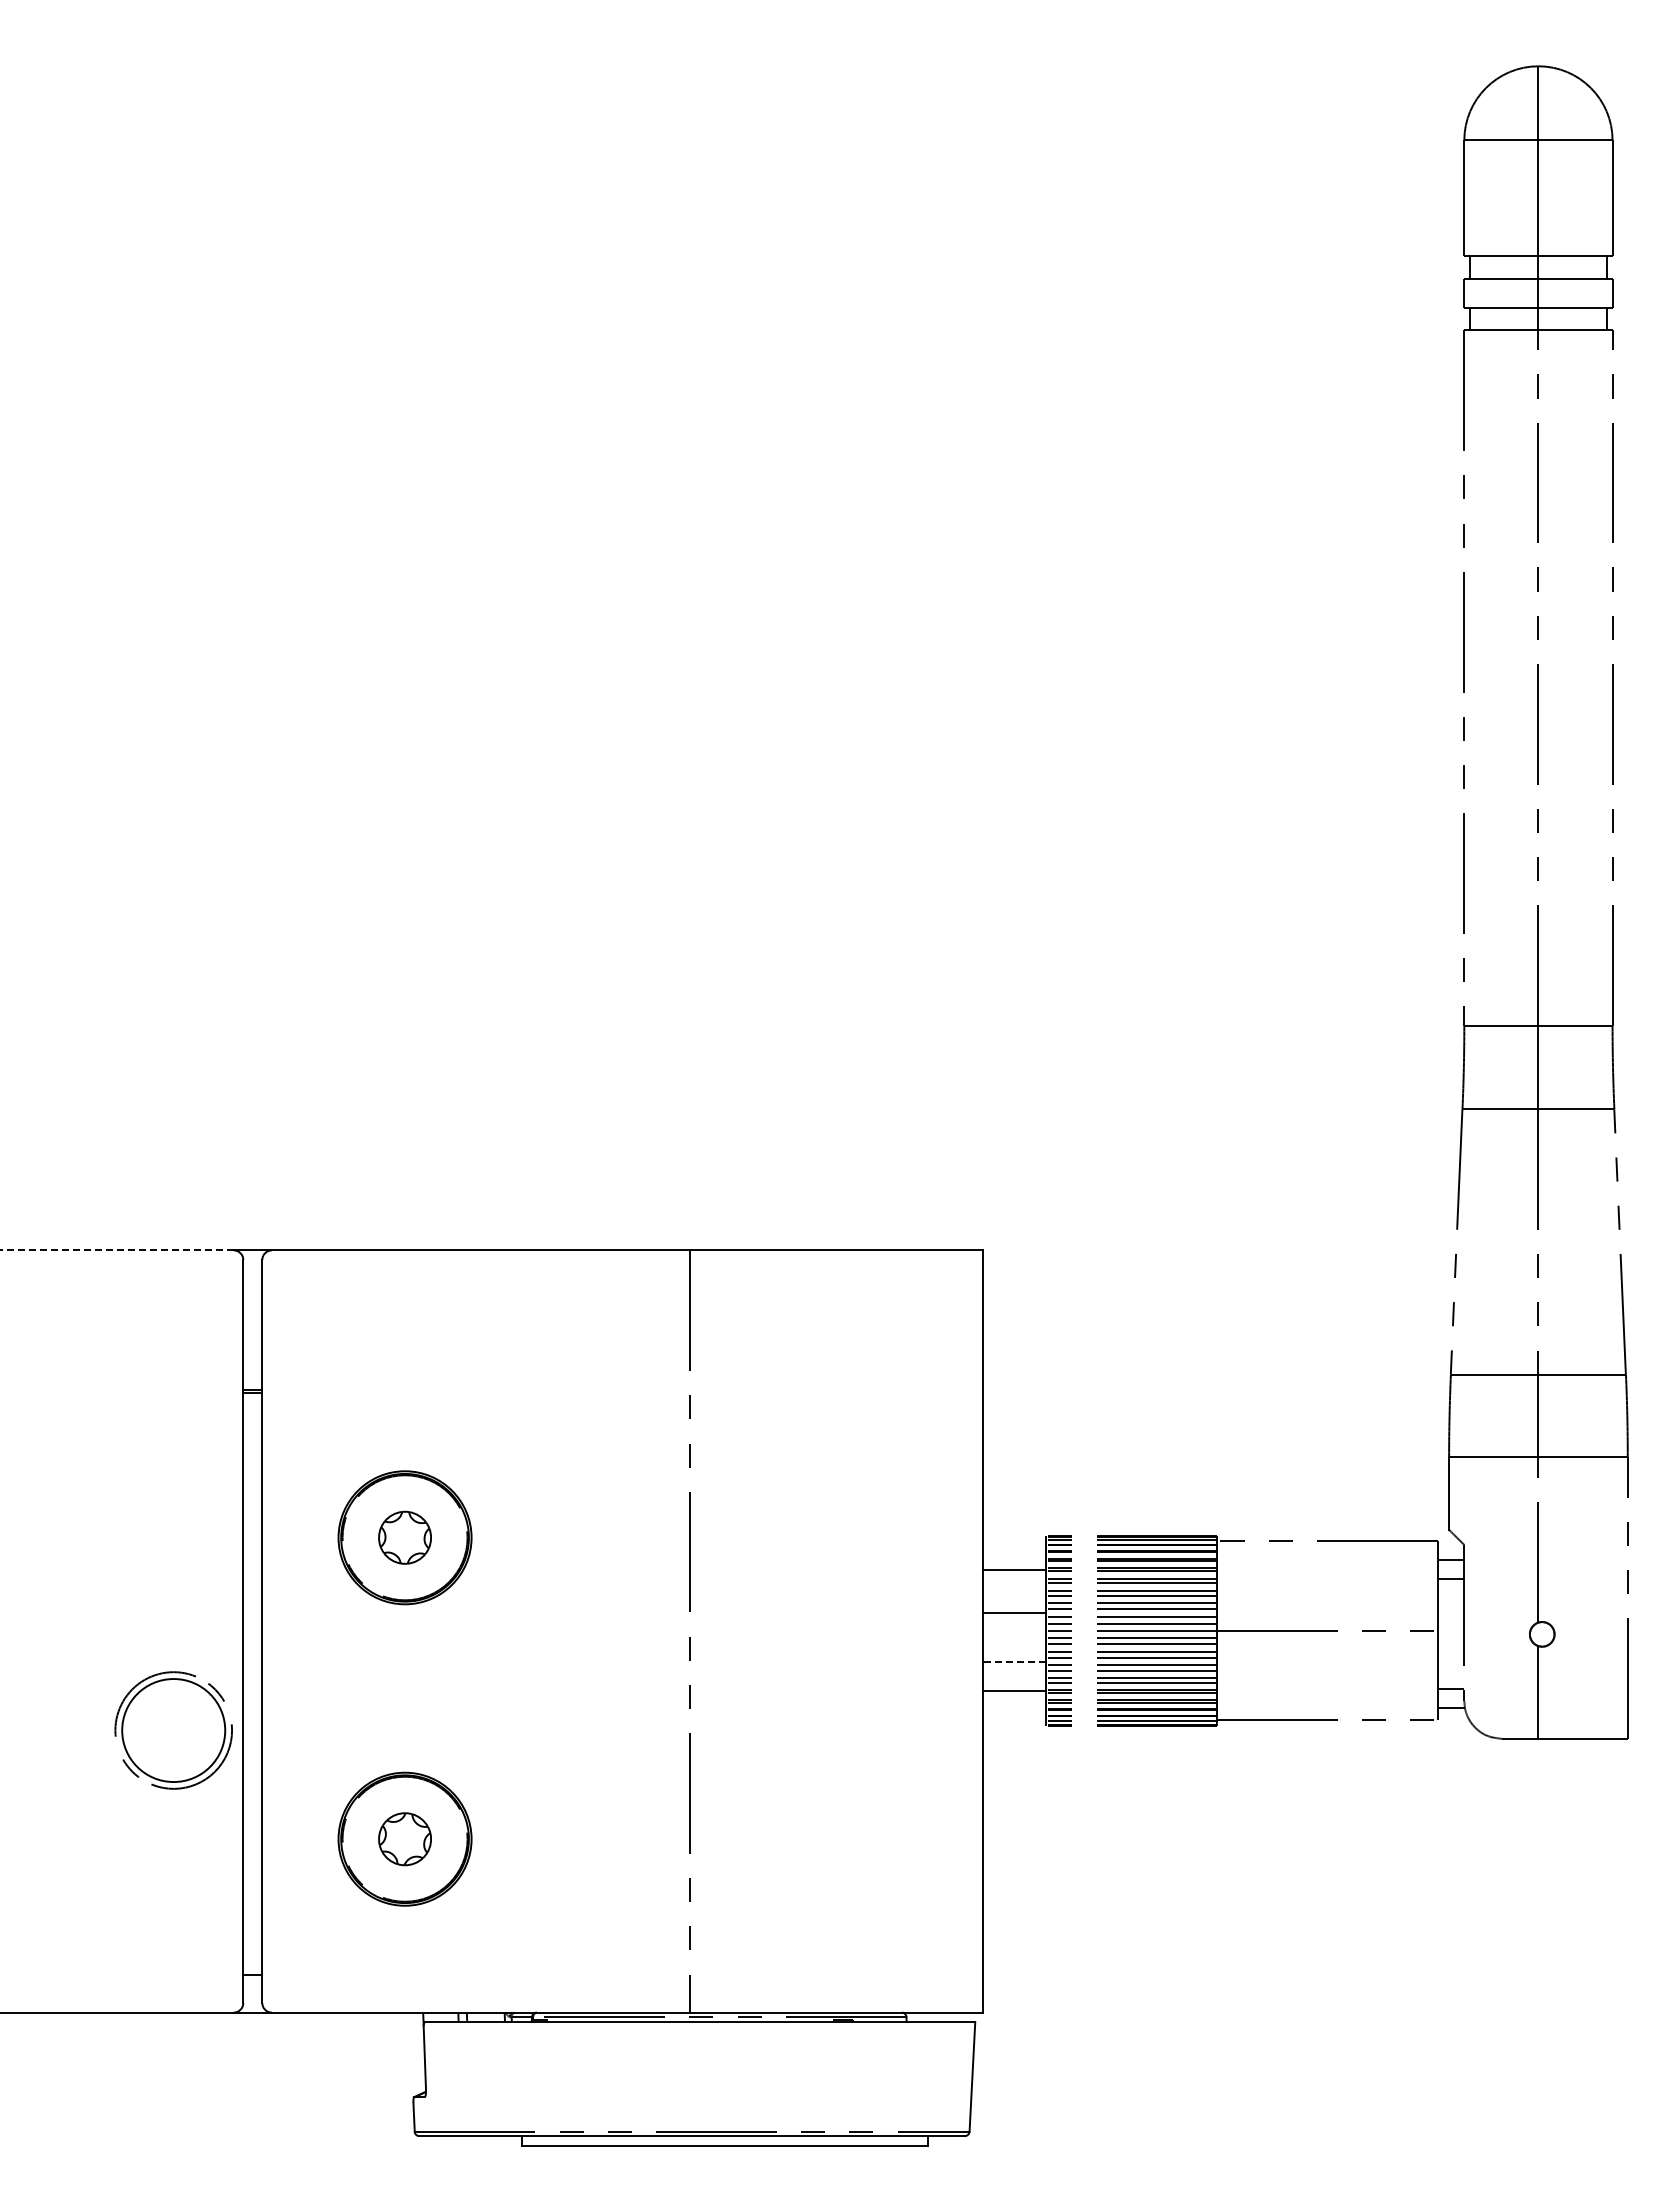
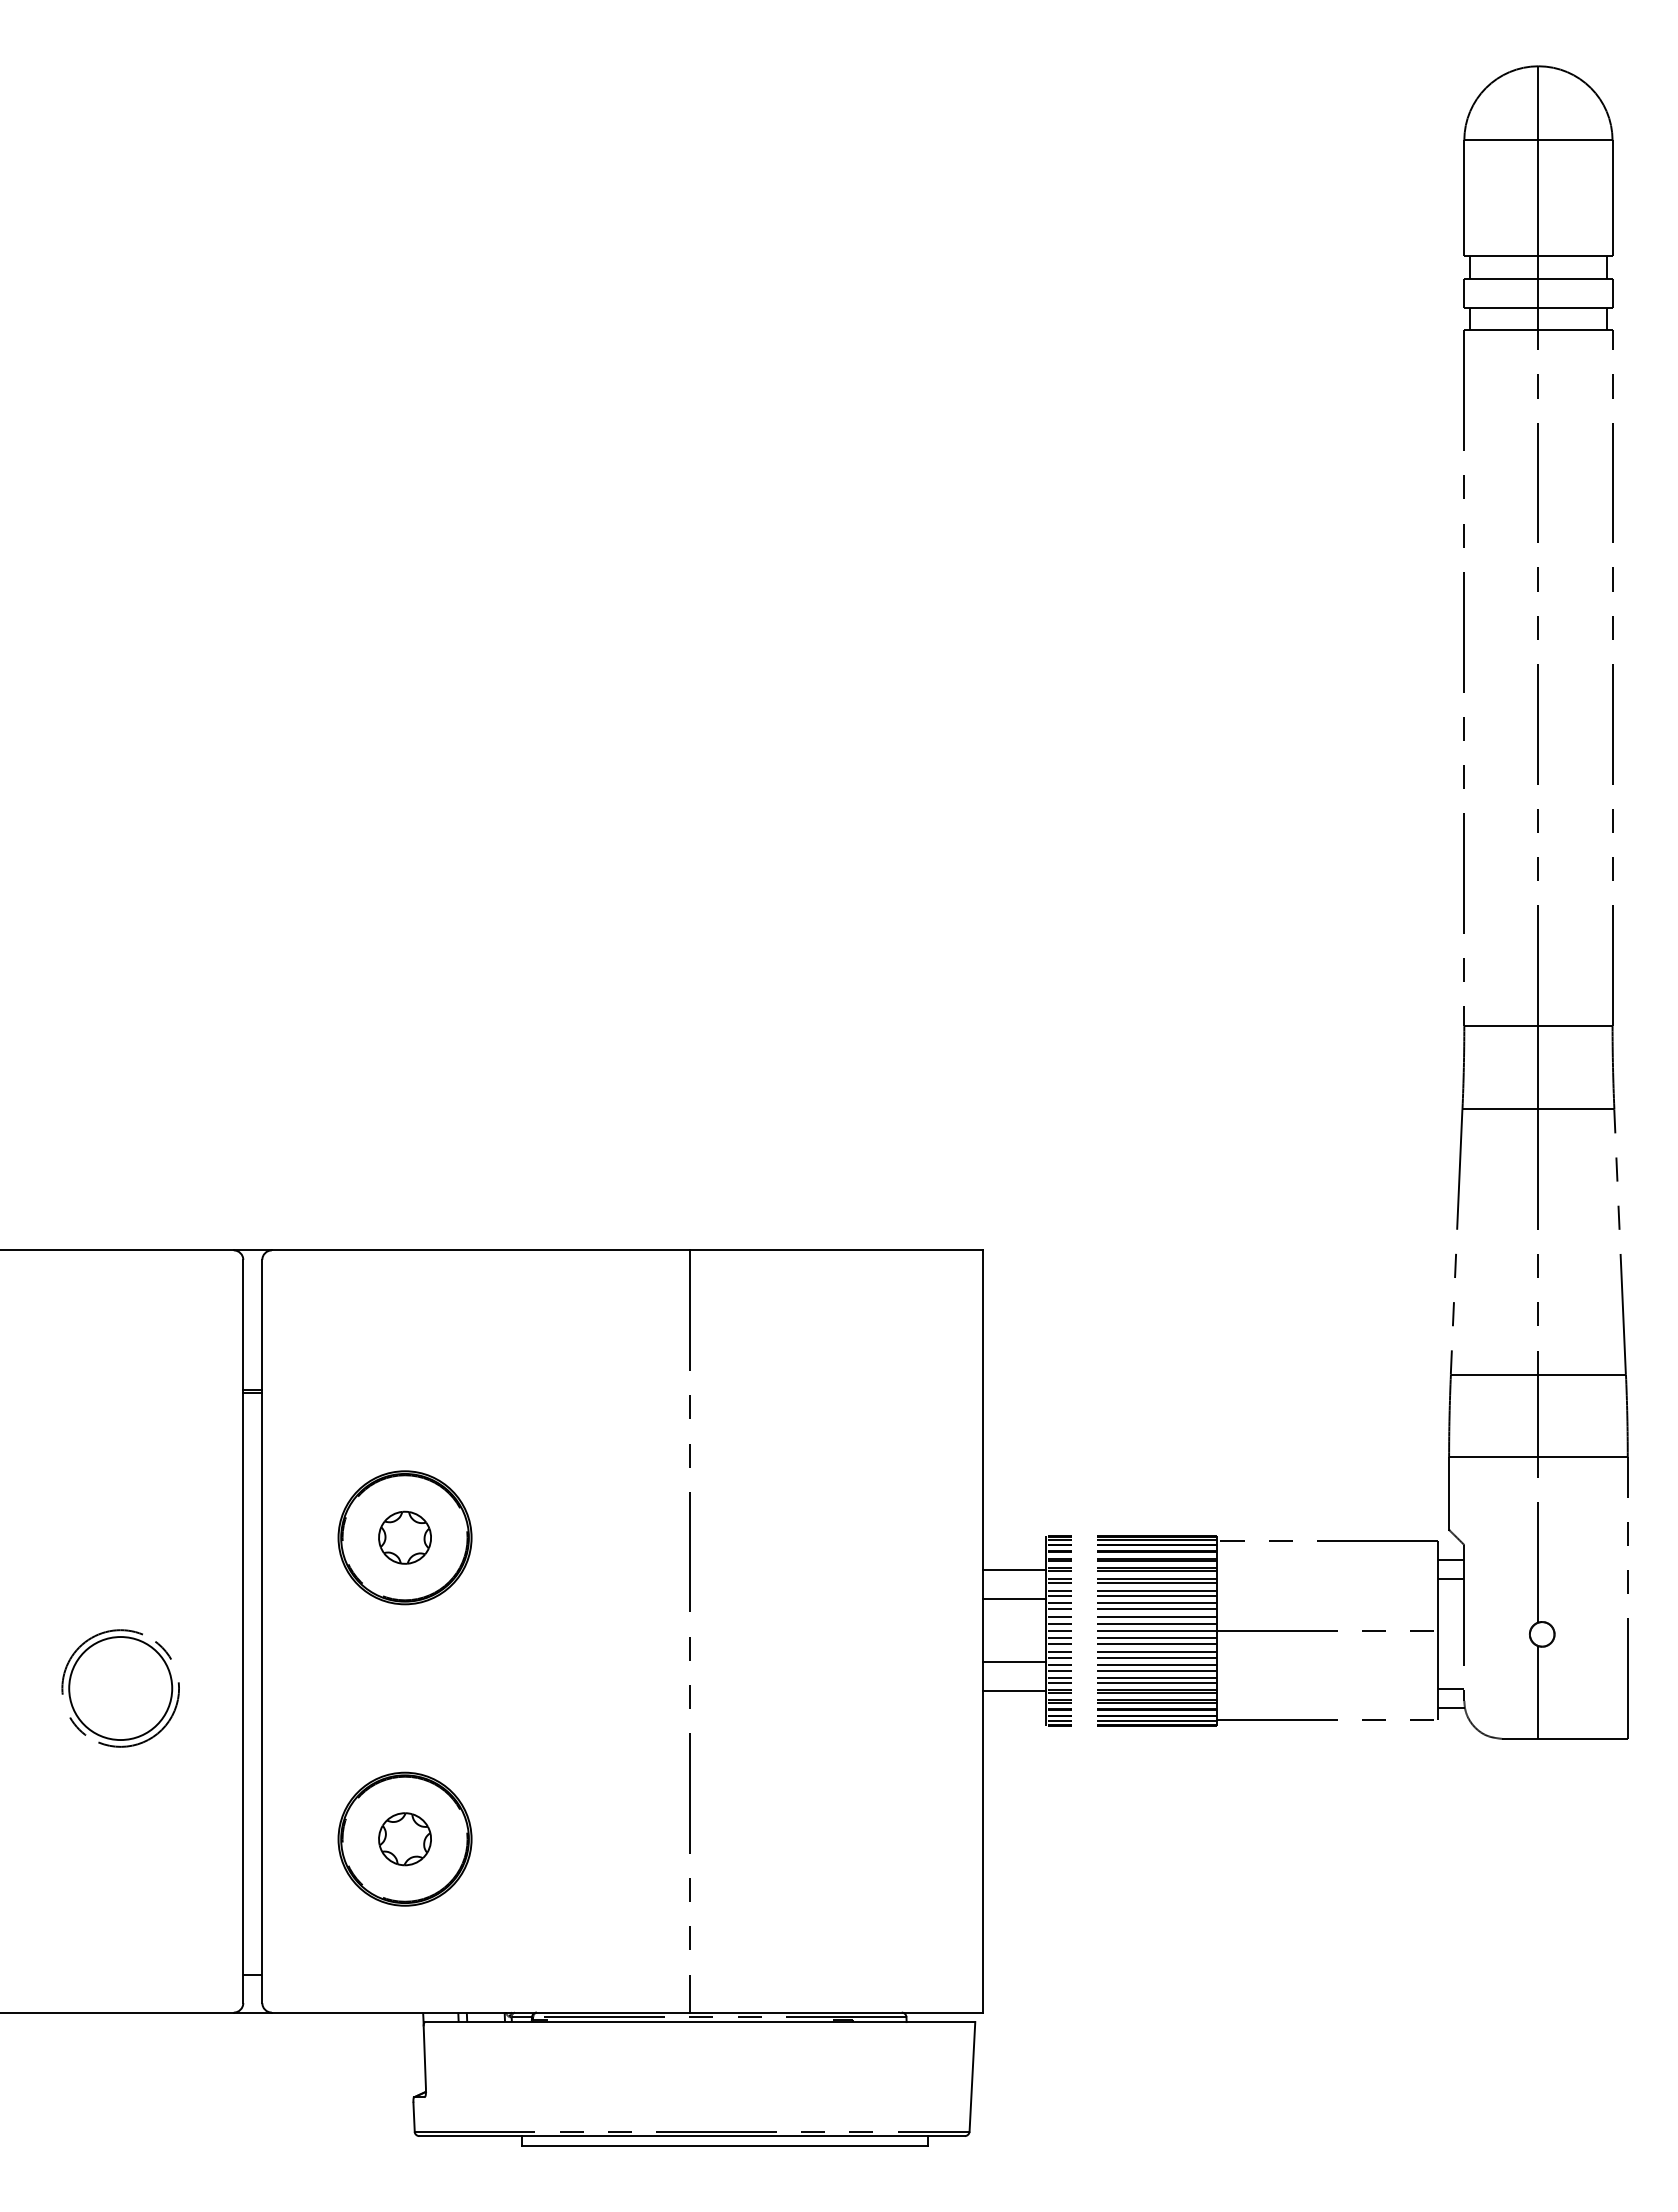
line: dashed -> solid (116, 1250)
line position: (1014, 1612) -> (1014, 1598) (1014, 1598)
line: dashed -> solid (1014, 1662)
part position: (173, 1730) -> (120, 1688) (120, 1688)
